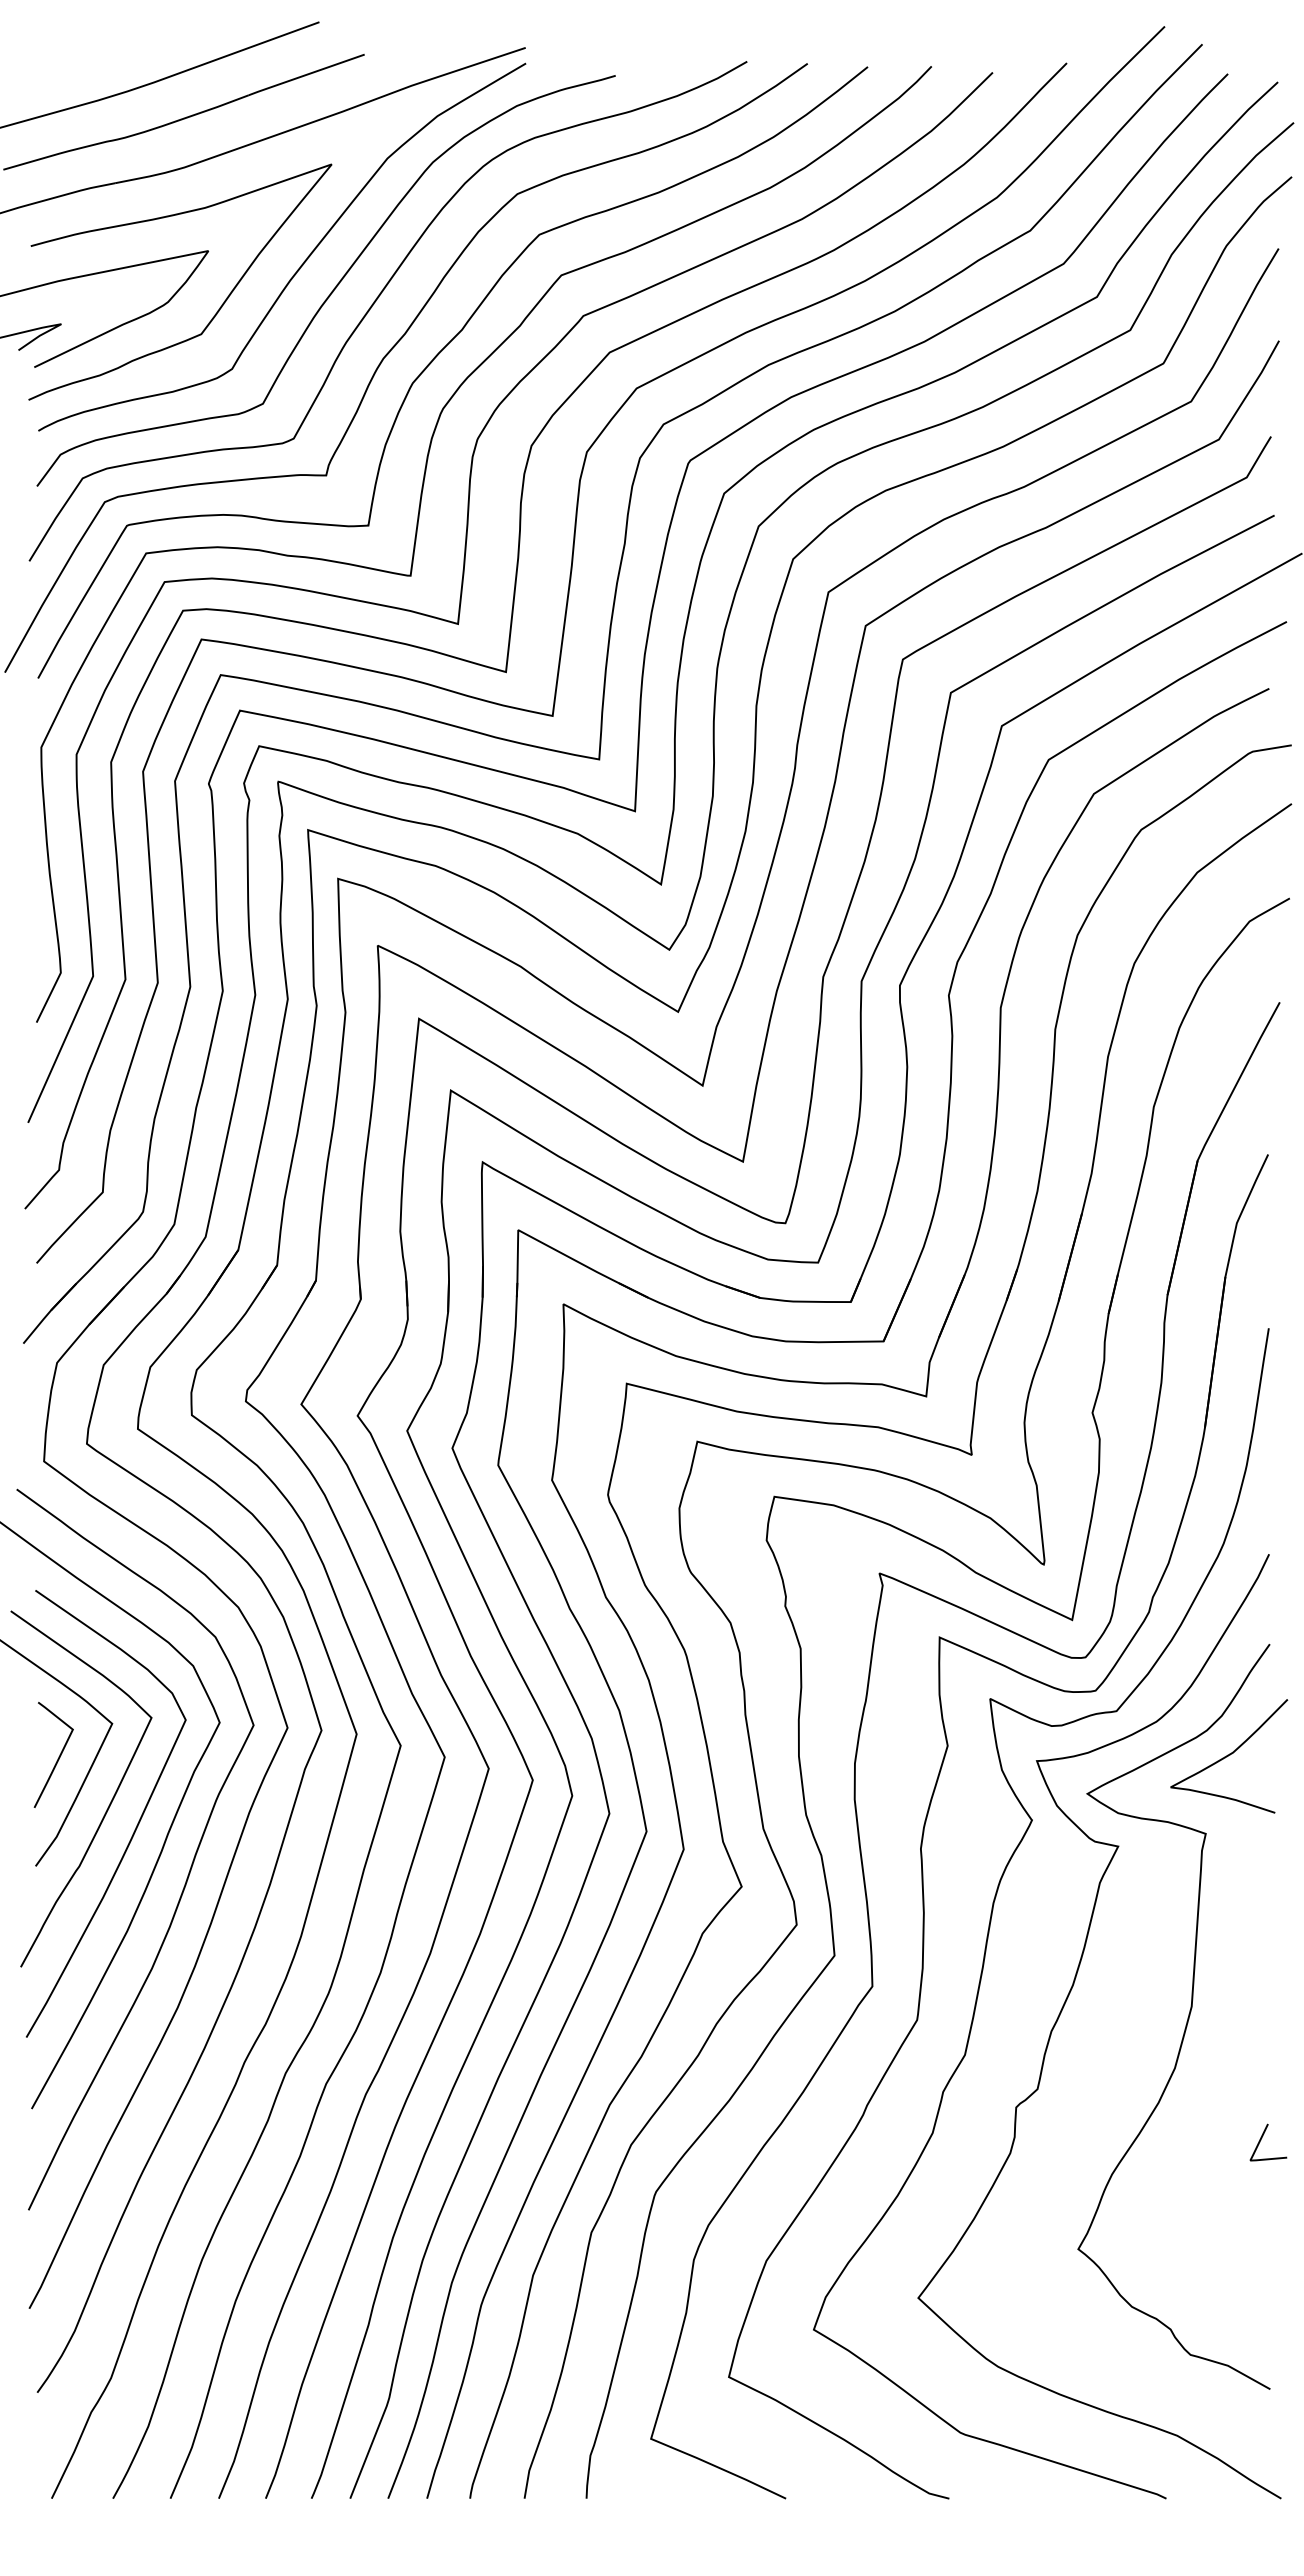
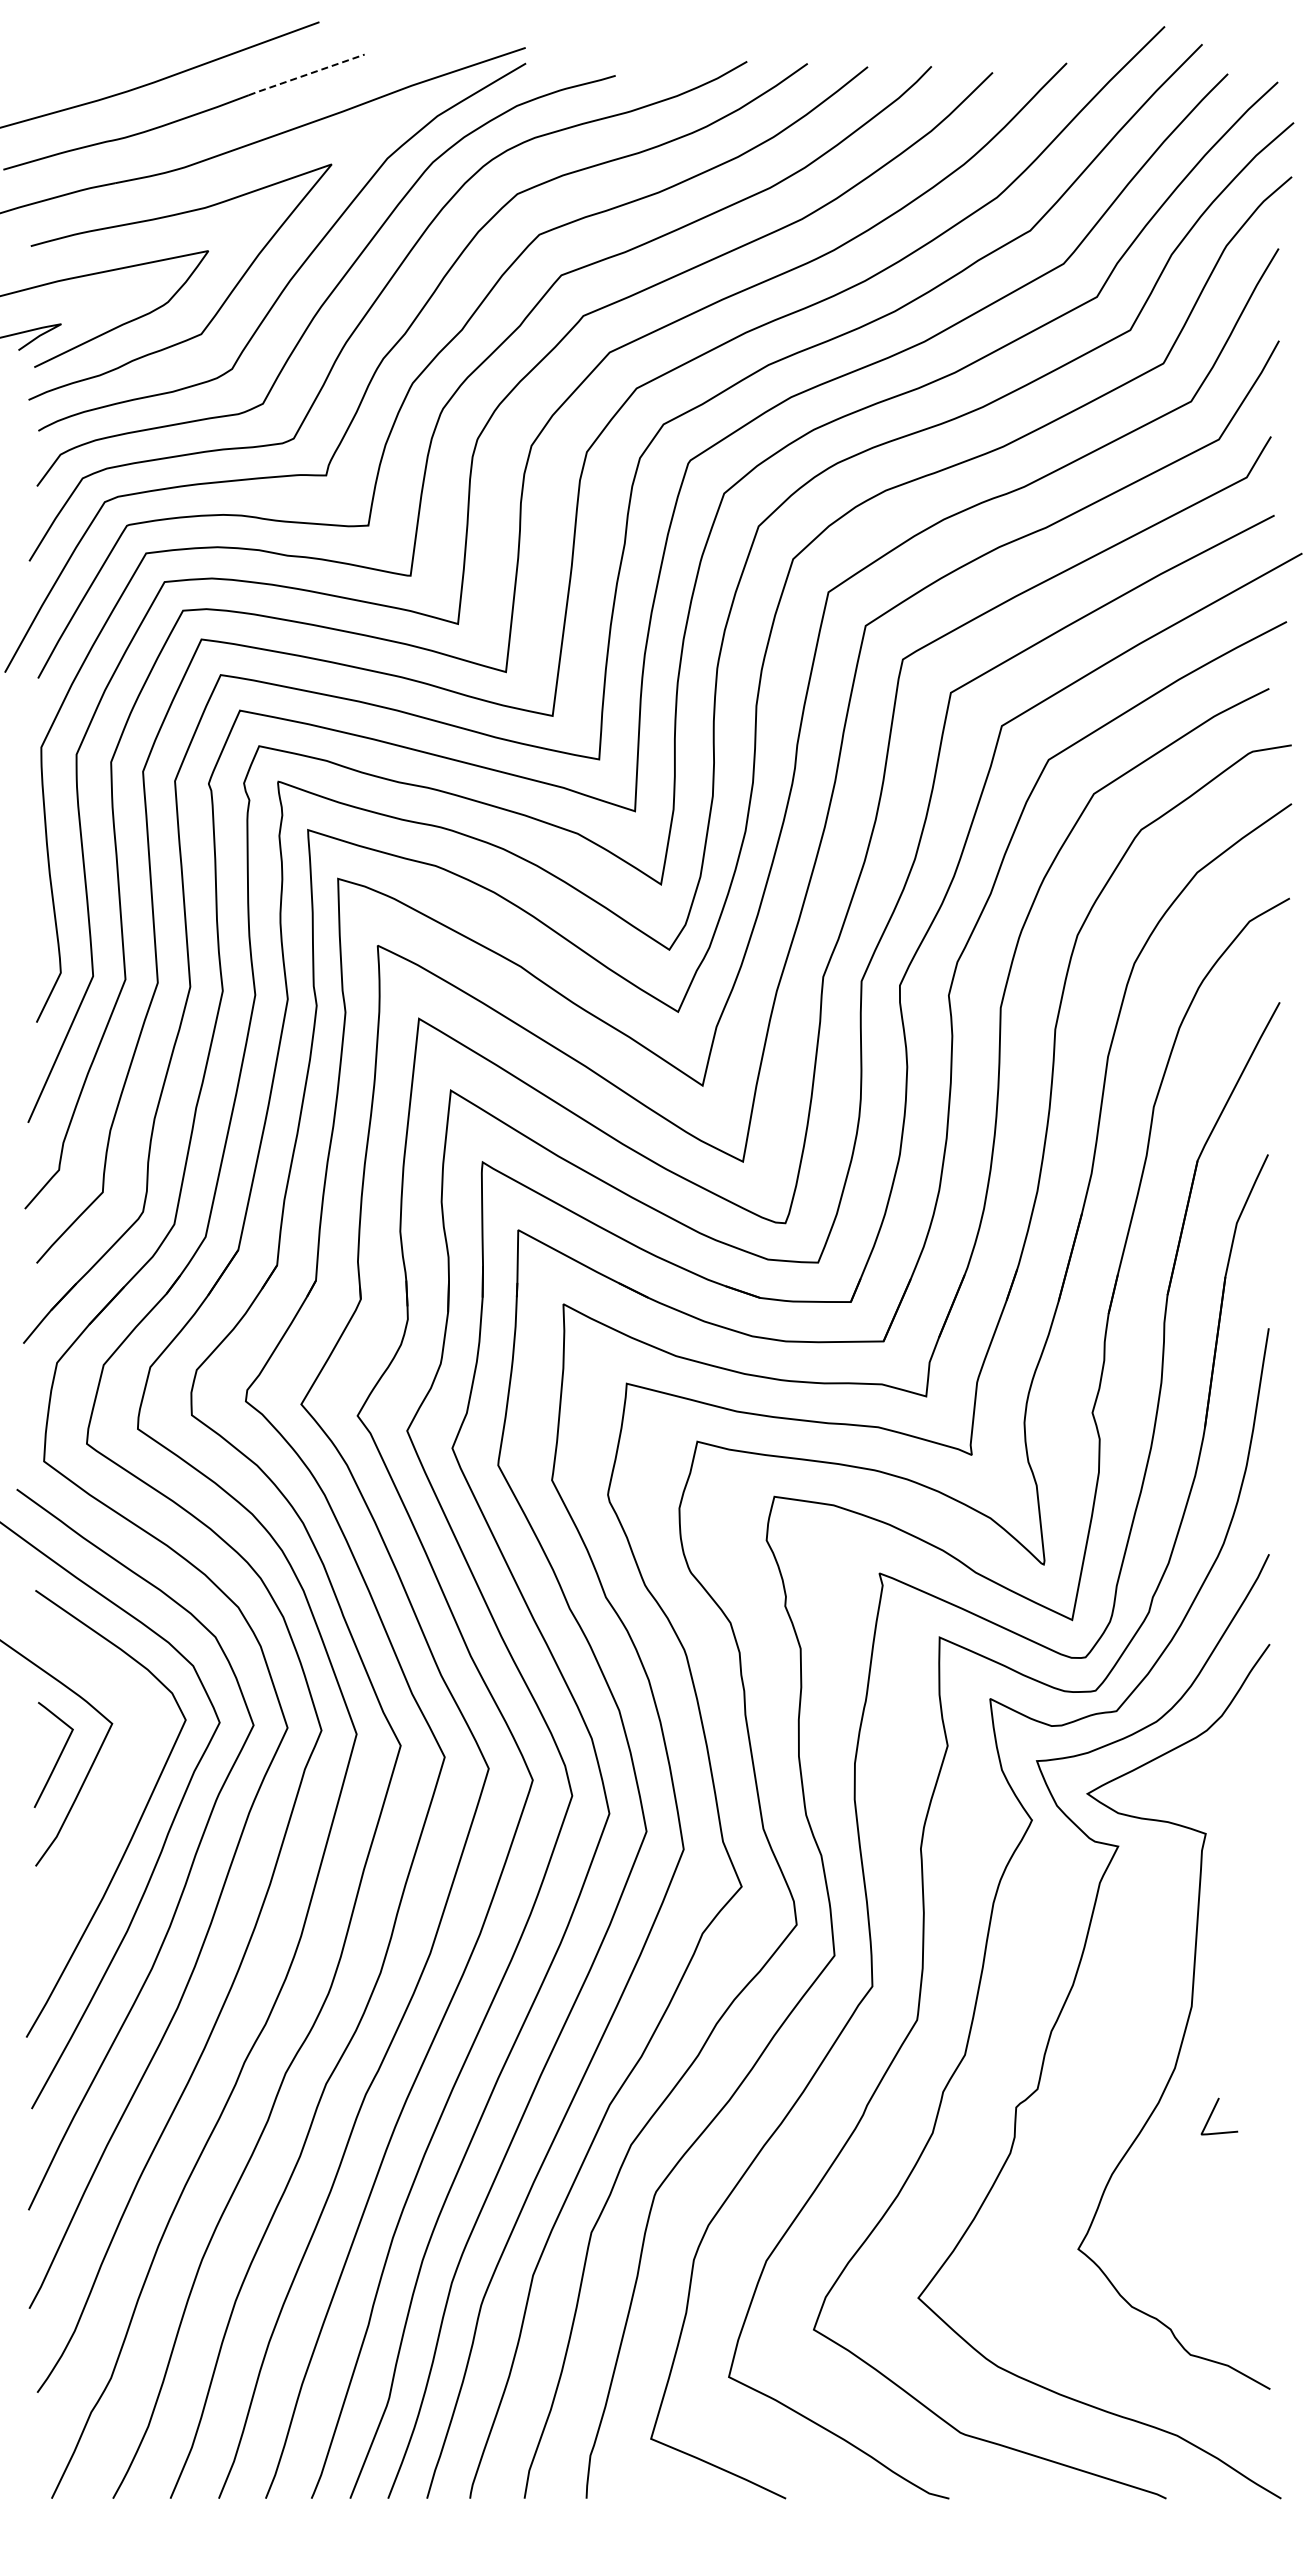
line: solid -> dashed (306, 74)
curve: present -> none (1229, 1755)
curve: present -> none (109, 1803)
line position: (1262, 2138) -> (1213, 2112) (1213, 2112)
